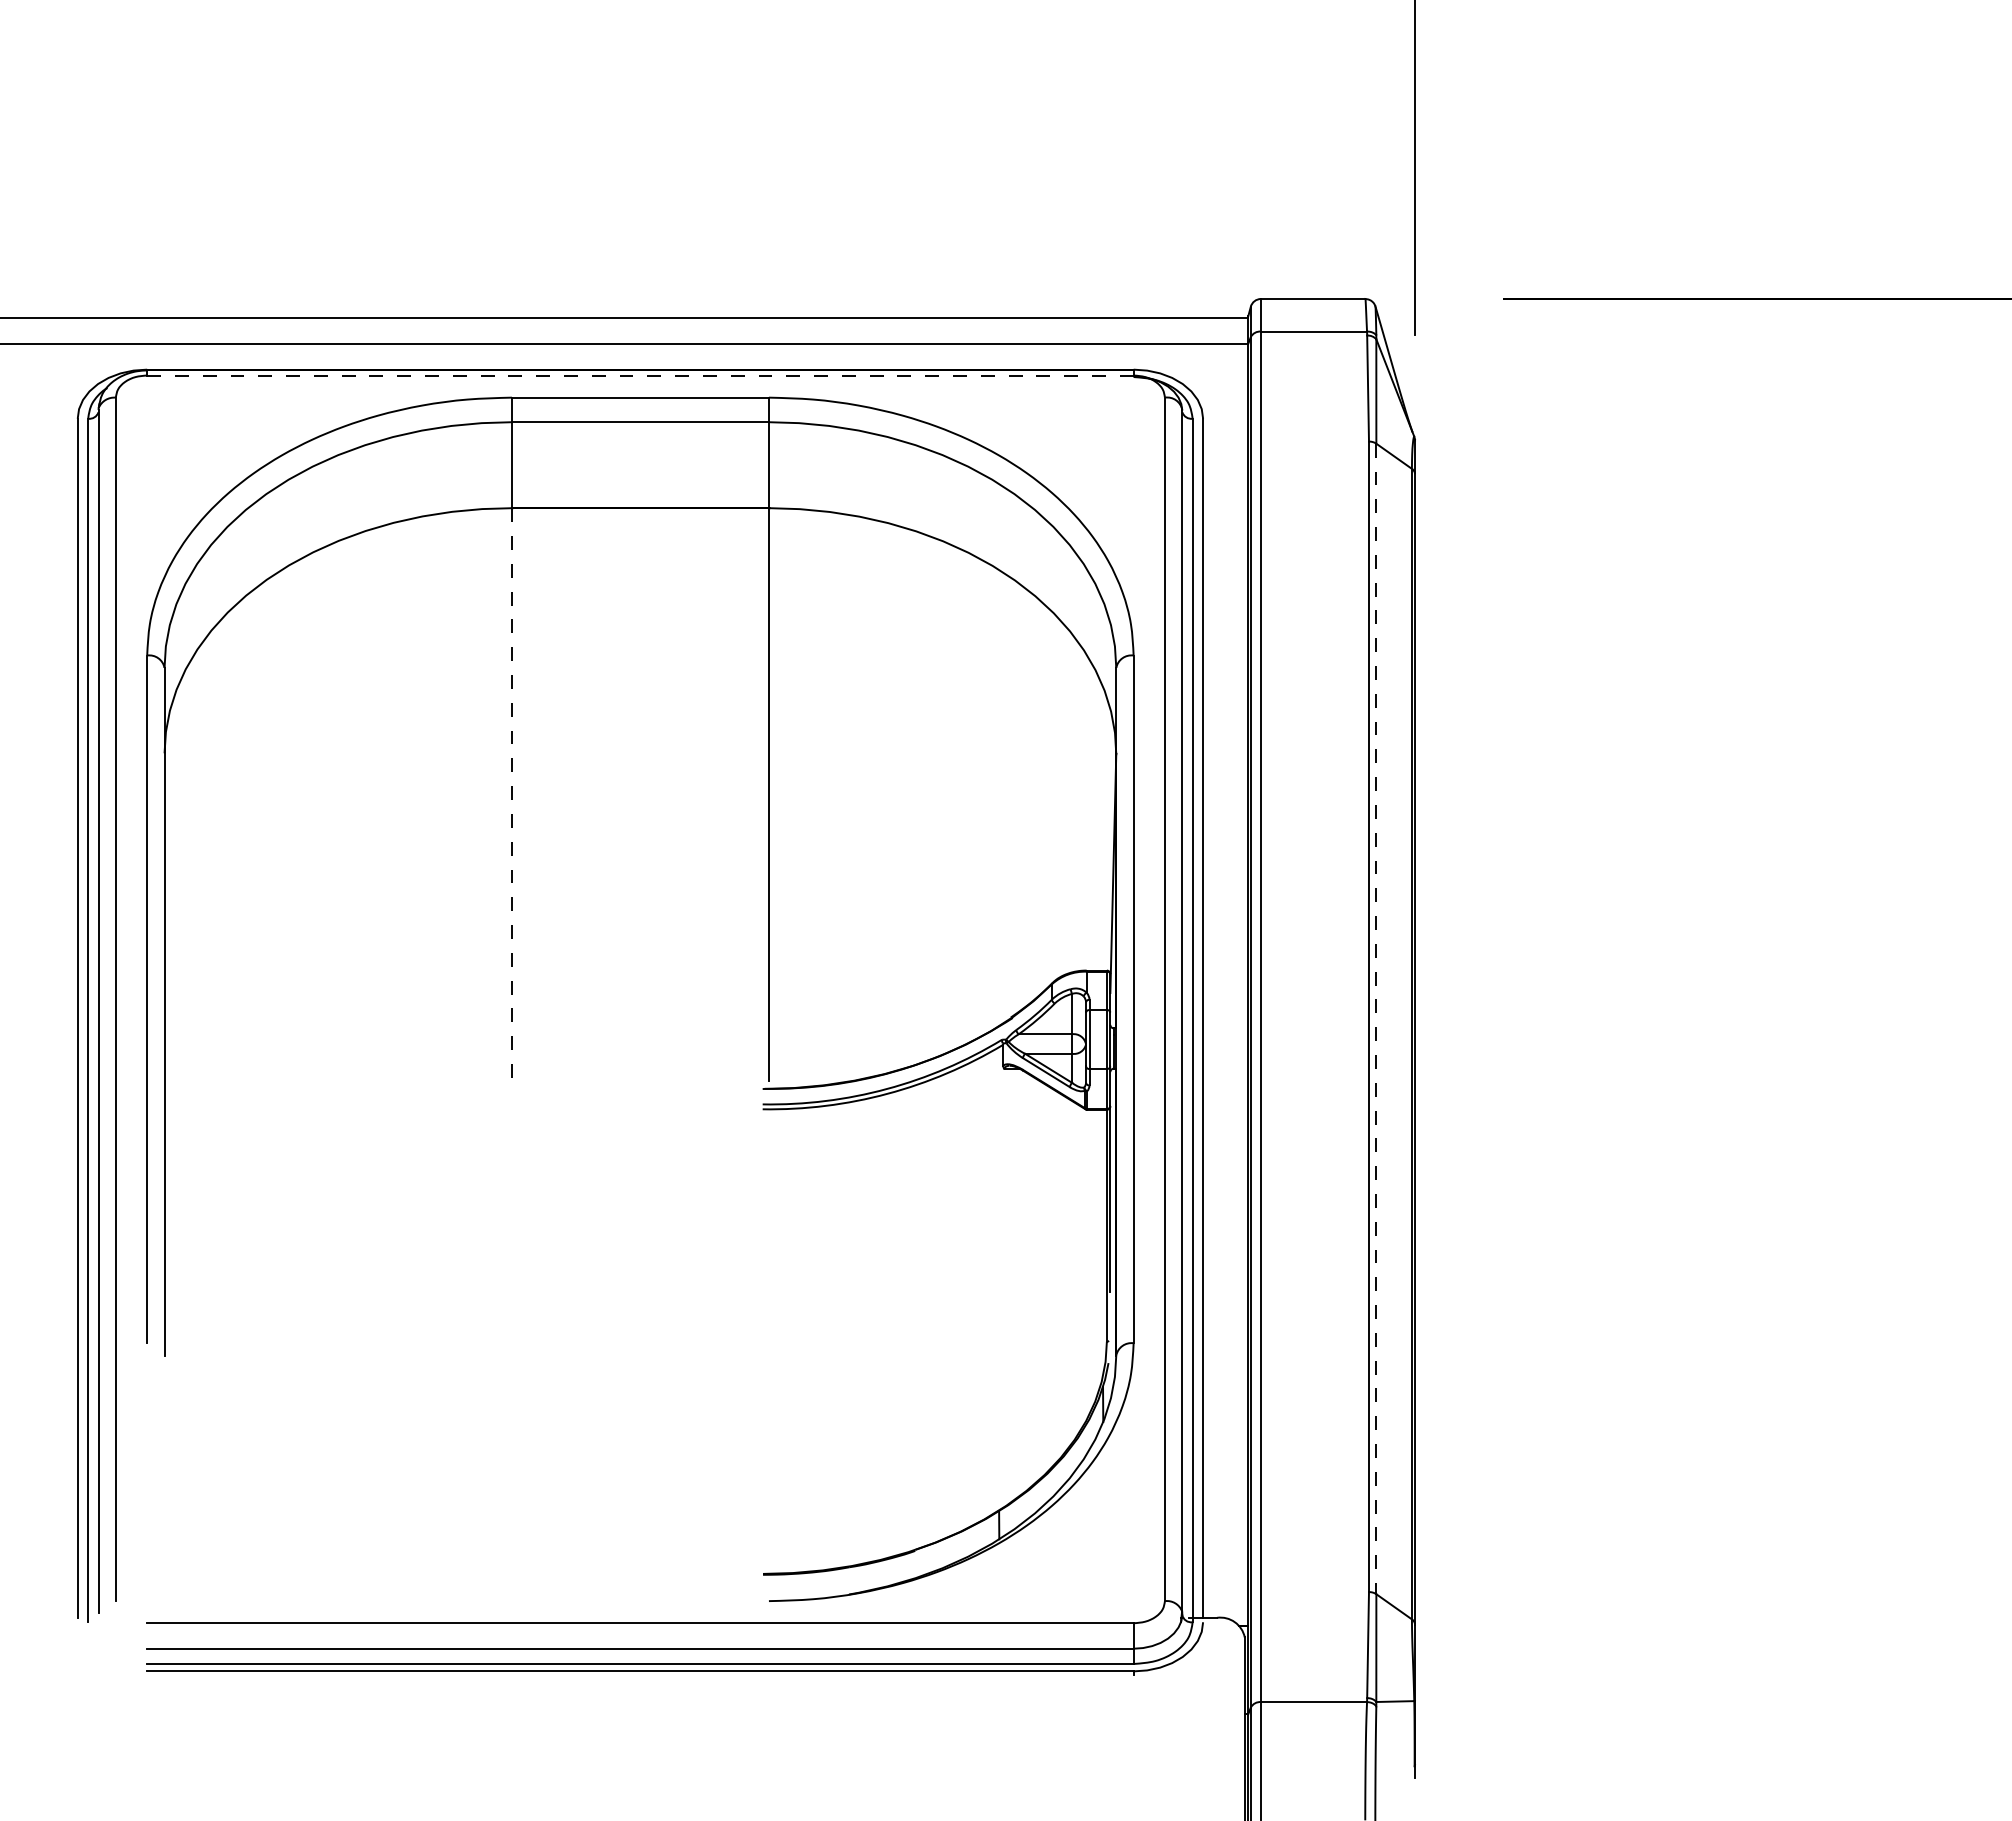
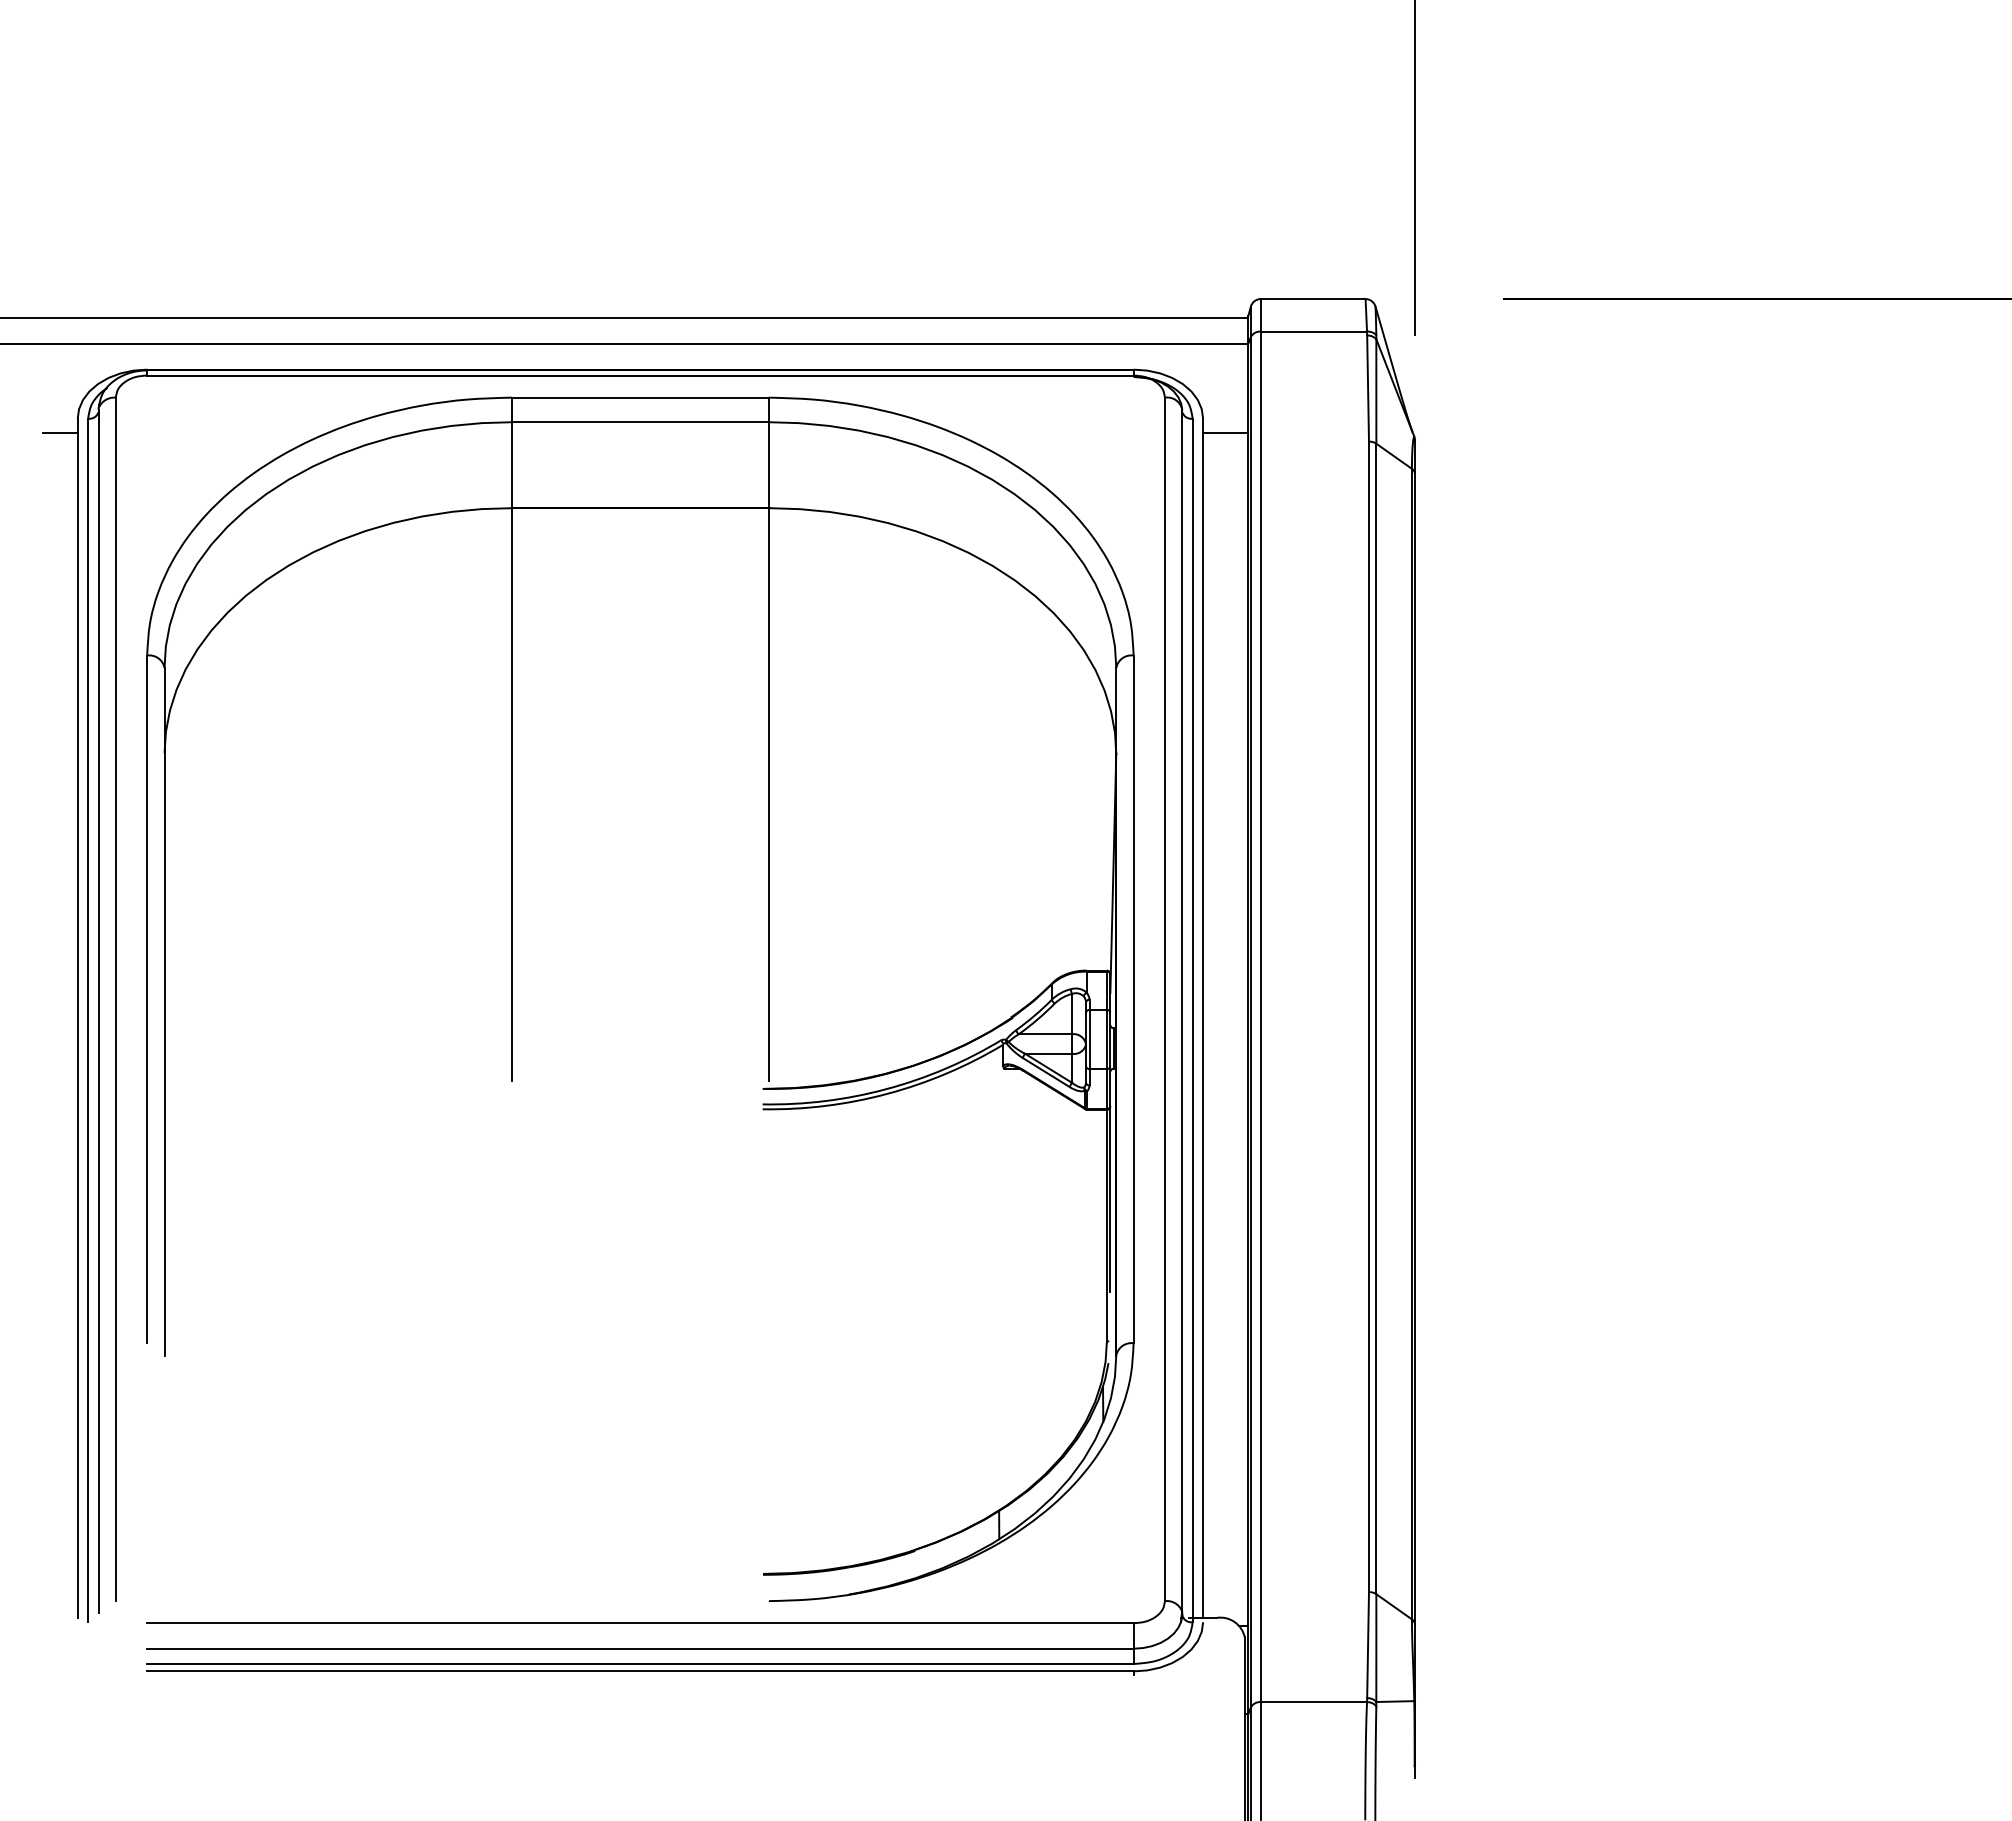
line: dashed -> solid (639, 375)
line: none -> present (59, 432)
line: none -> present (1225, 432)
line: dashed -> solid (511, 795)
line: dashed -> solid (1376, 1019)
